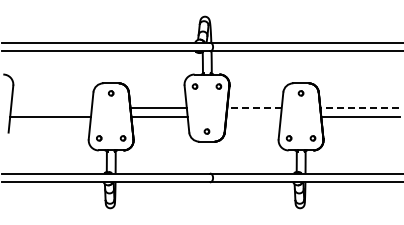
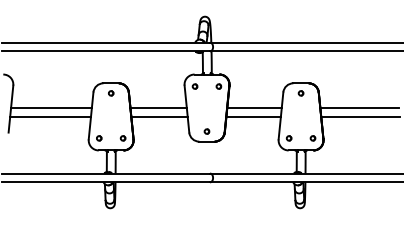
line: none -> present (51, 108)
line: dashed -> solid (254, 108)
line: dashed -> solid (359, 108)
line: none -> present (253, 116)
